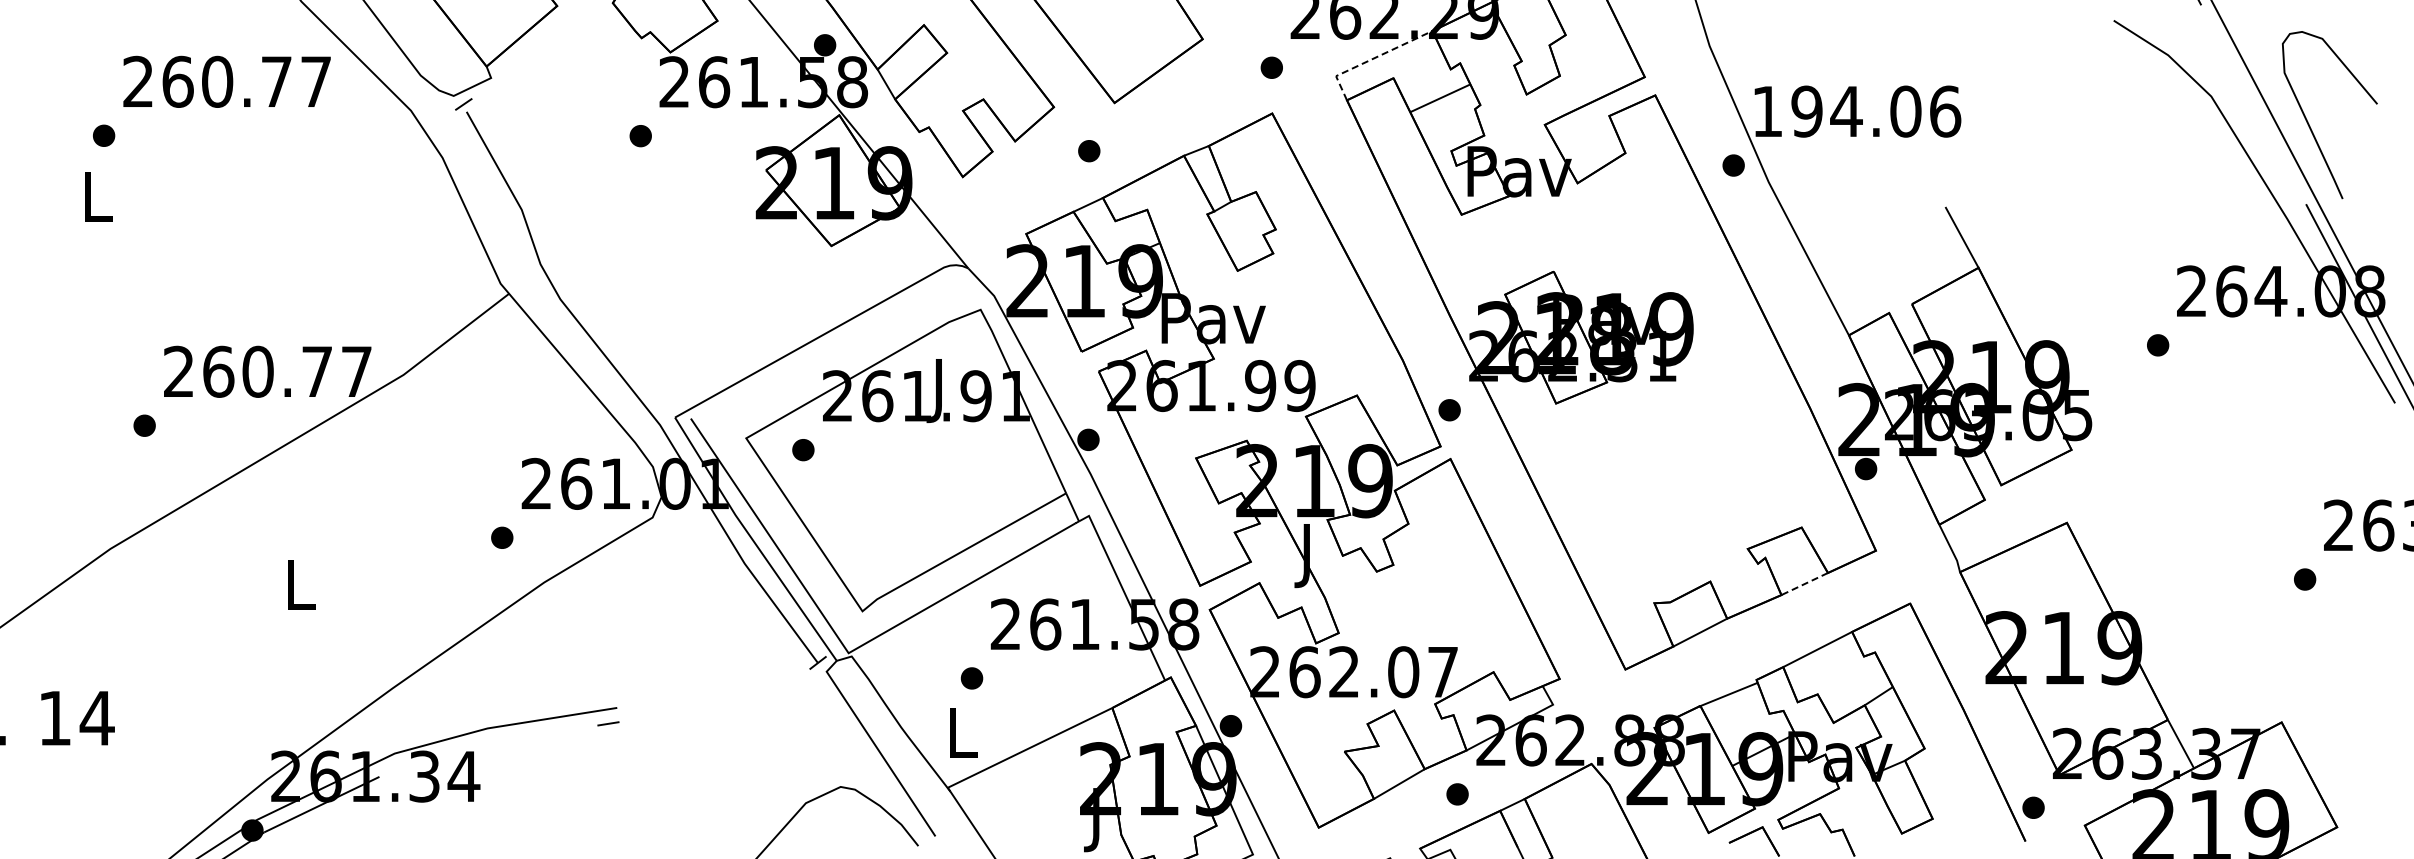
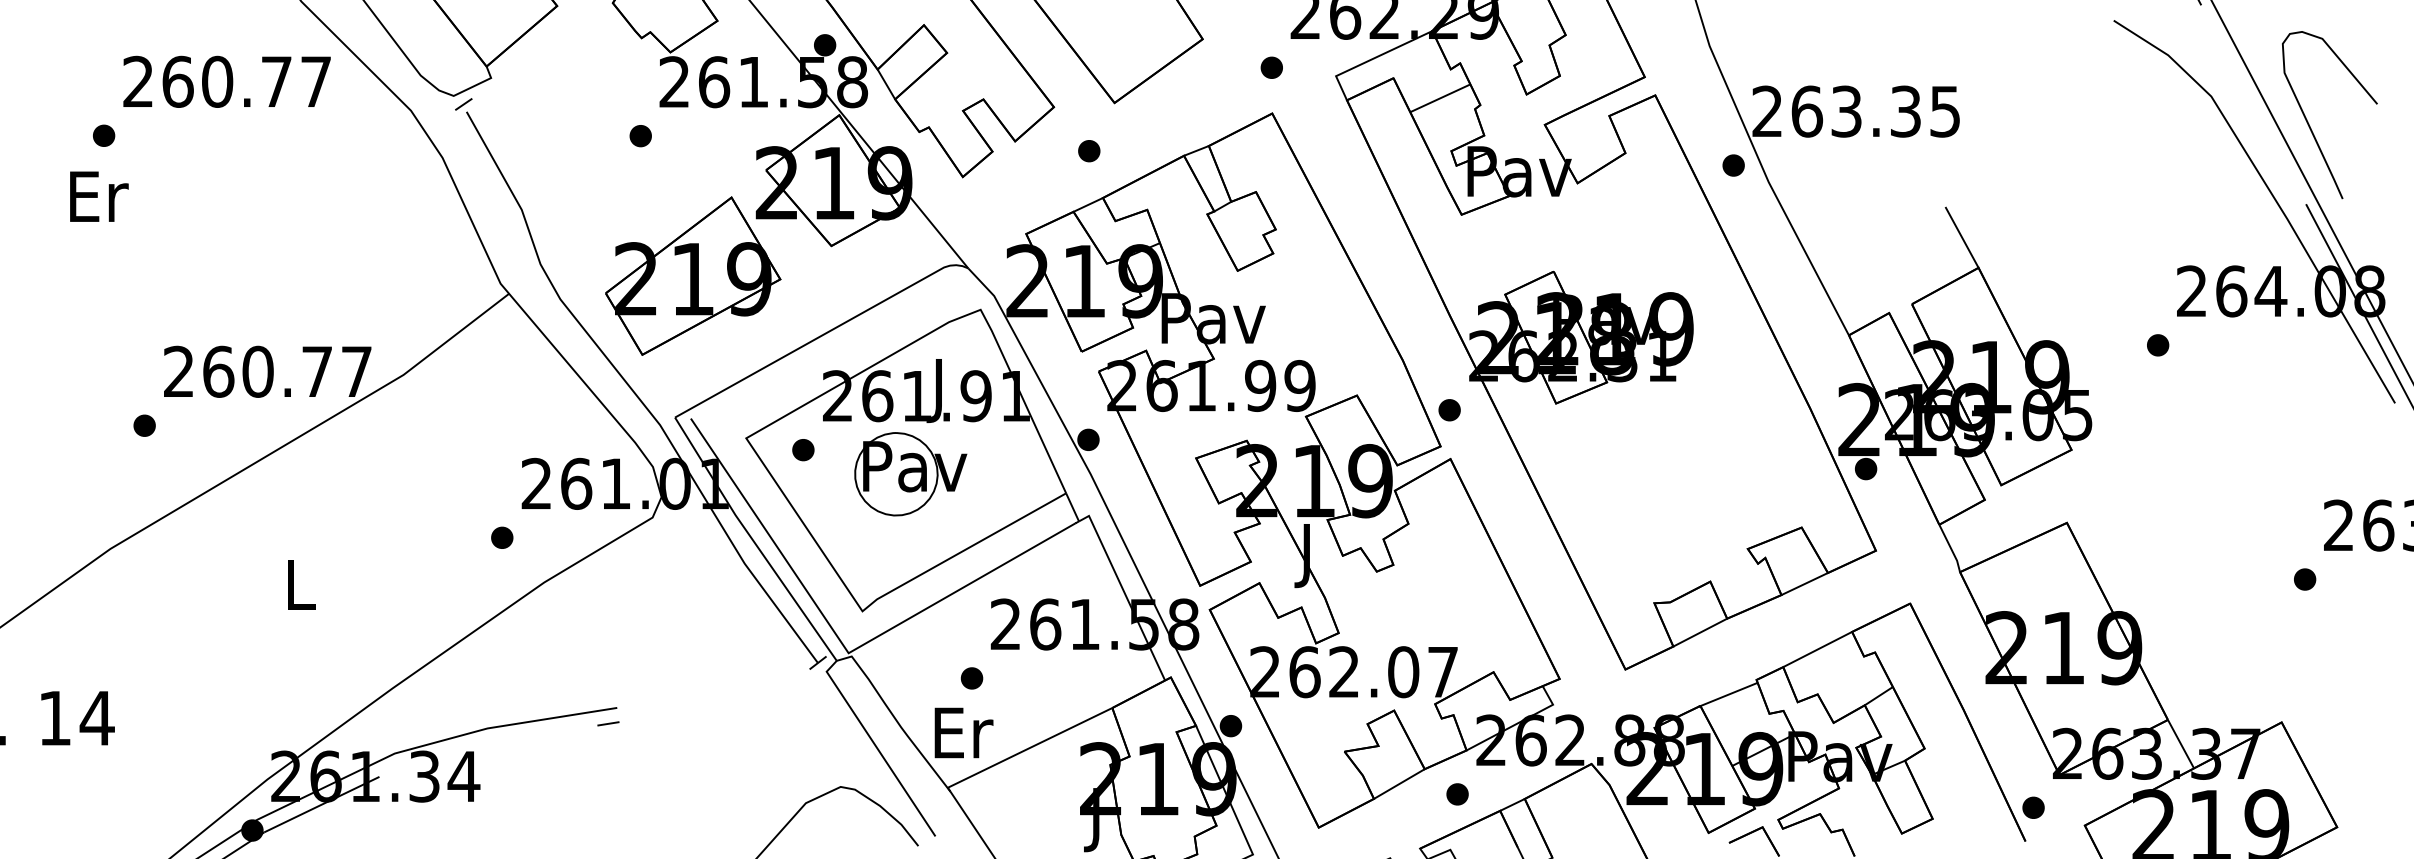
line: dashed -> solid (1372, 59)
text: 194.06 -> 263.35 (1856, 111)
text: L -> Er (99, 196)
part: none -> present (693, 275)
part: none -> present (910, 474)
line: dashed -> solid (1804, 584)
text: L -> Er (963, 732)
